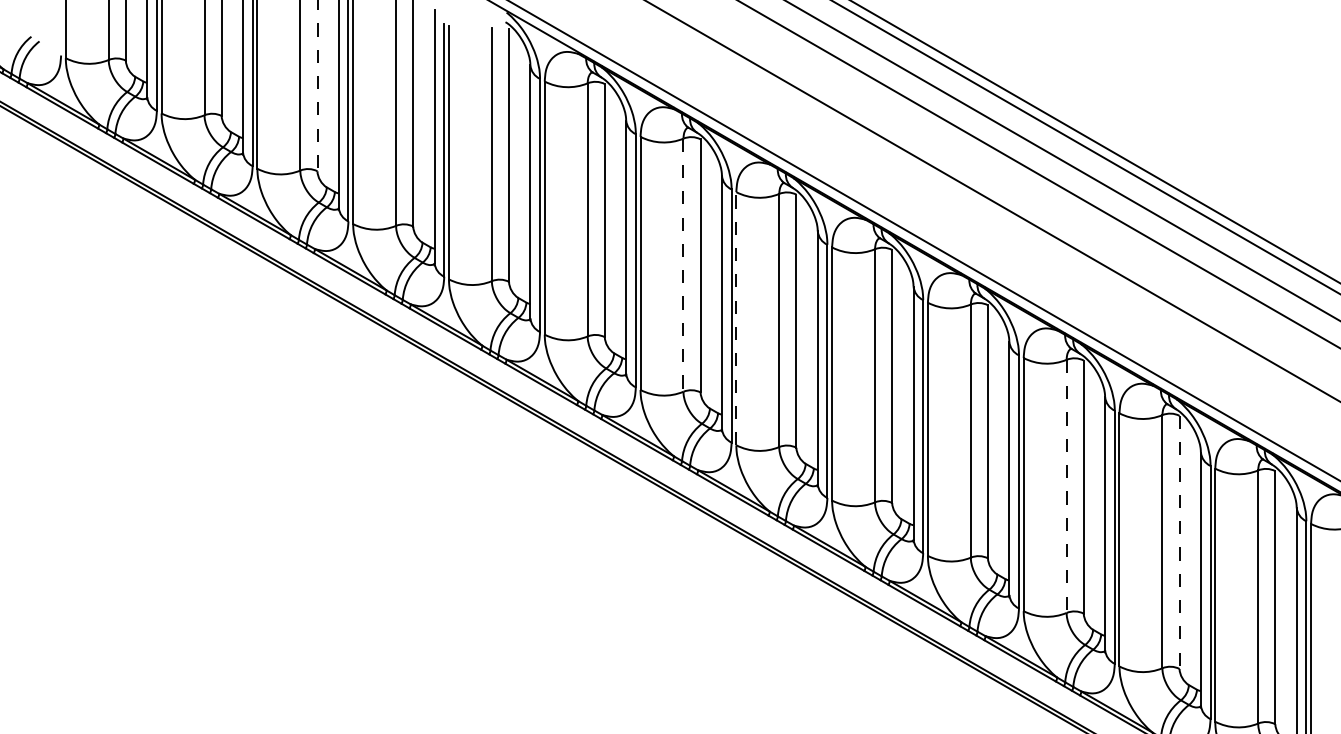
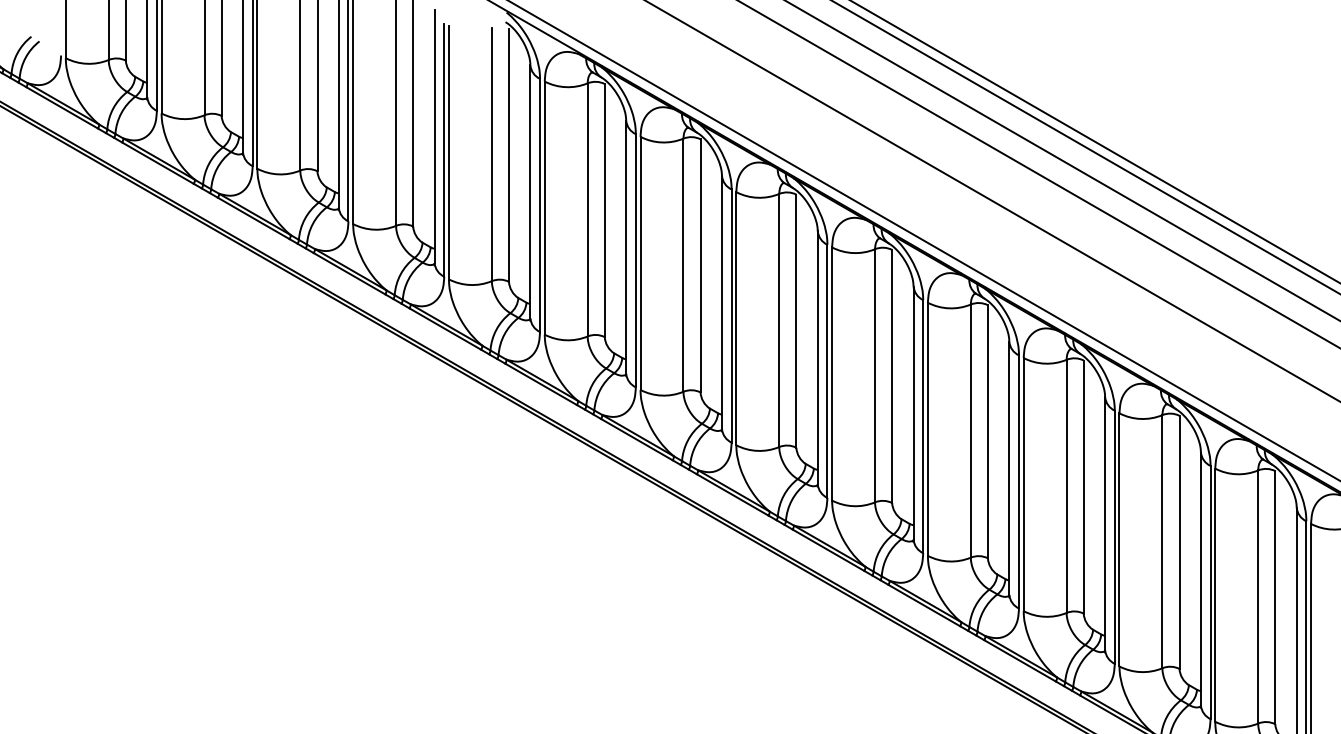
line: dashed -> solid (317, 86)
line: dashed -> solid (683, 265)
line: dashed -> solid (736, 318)
line: dashed -> solid (1066, 486)
line: dashed -> solid (1179, 542)
